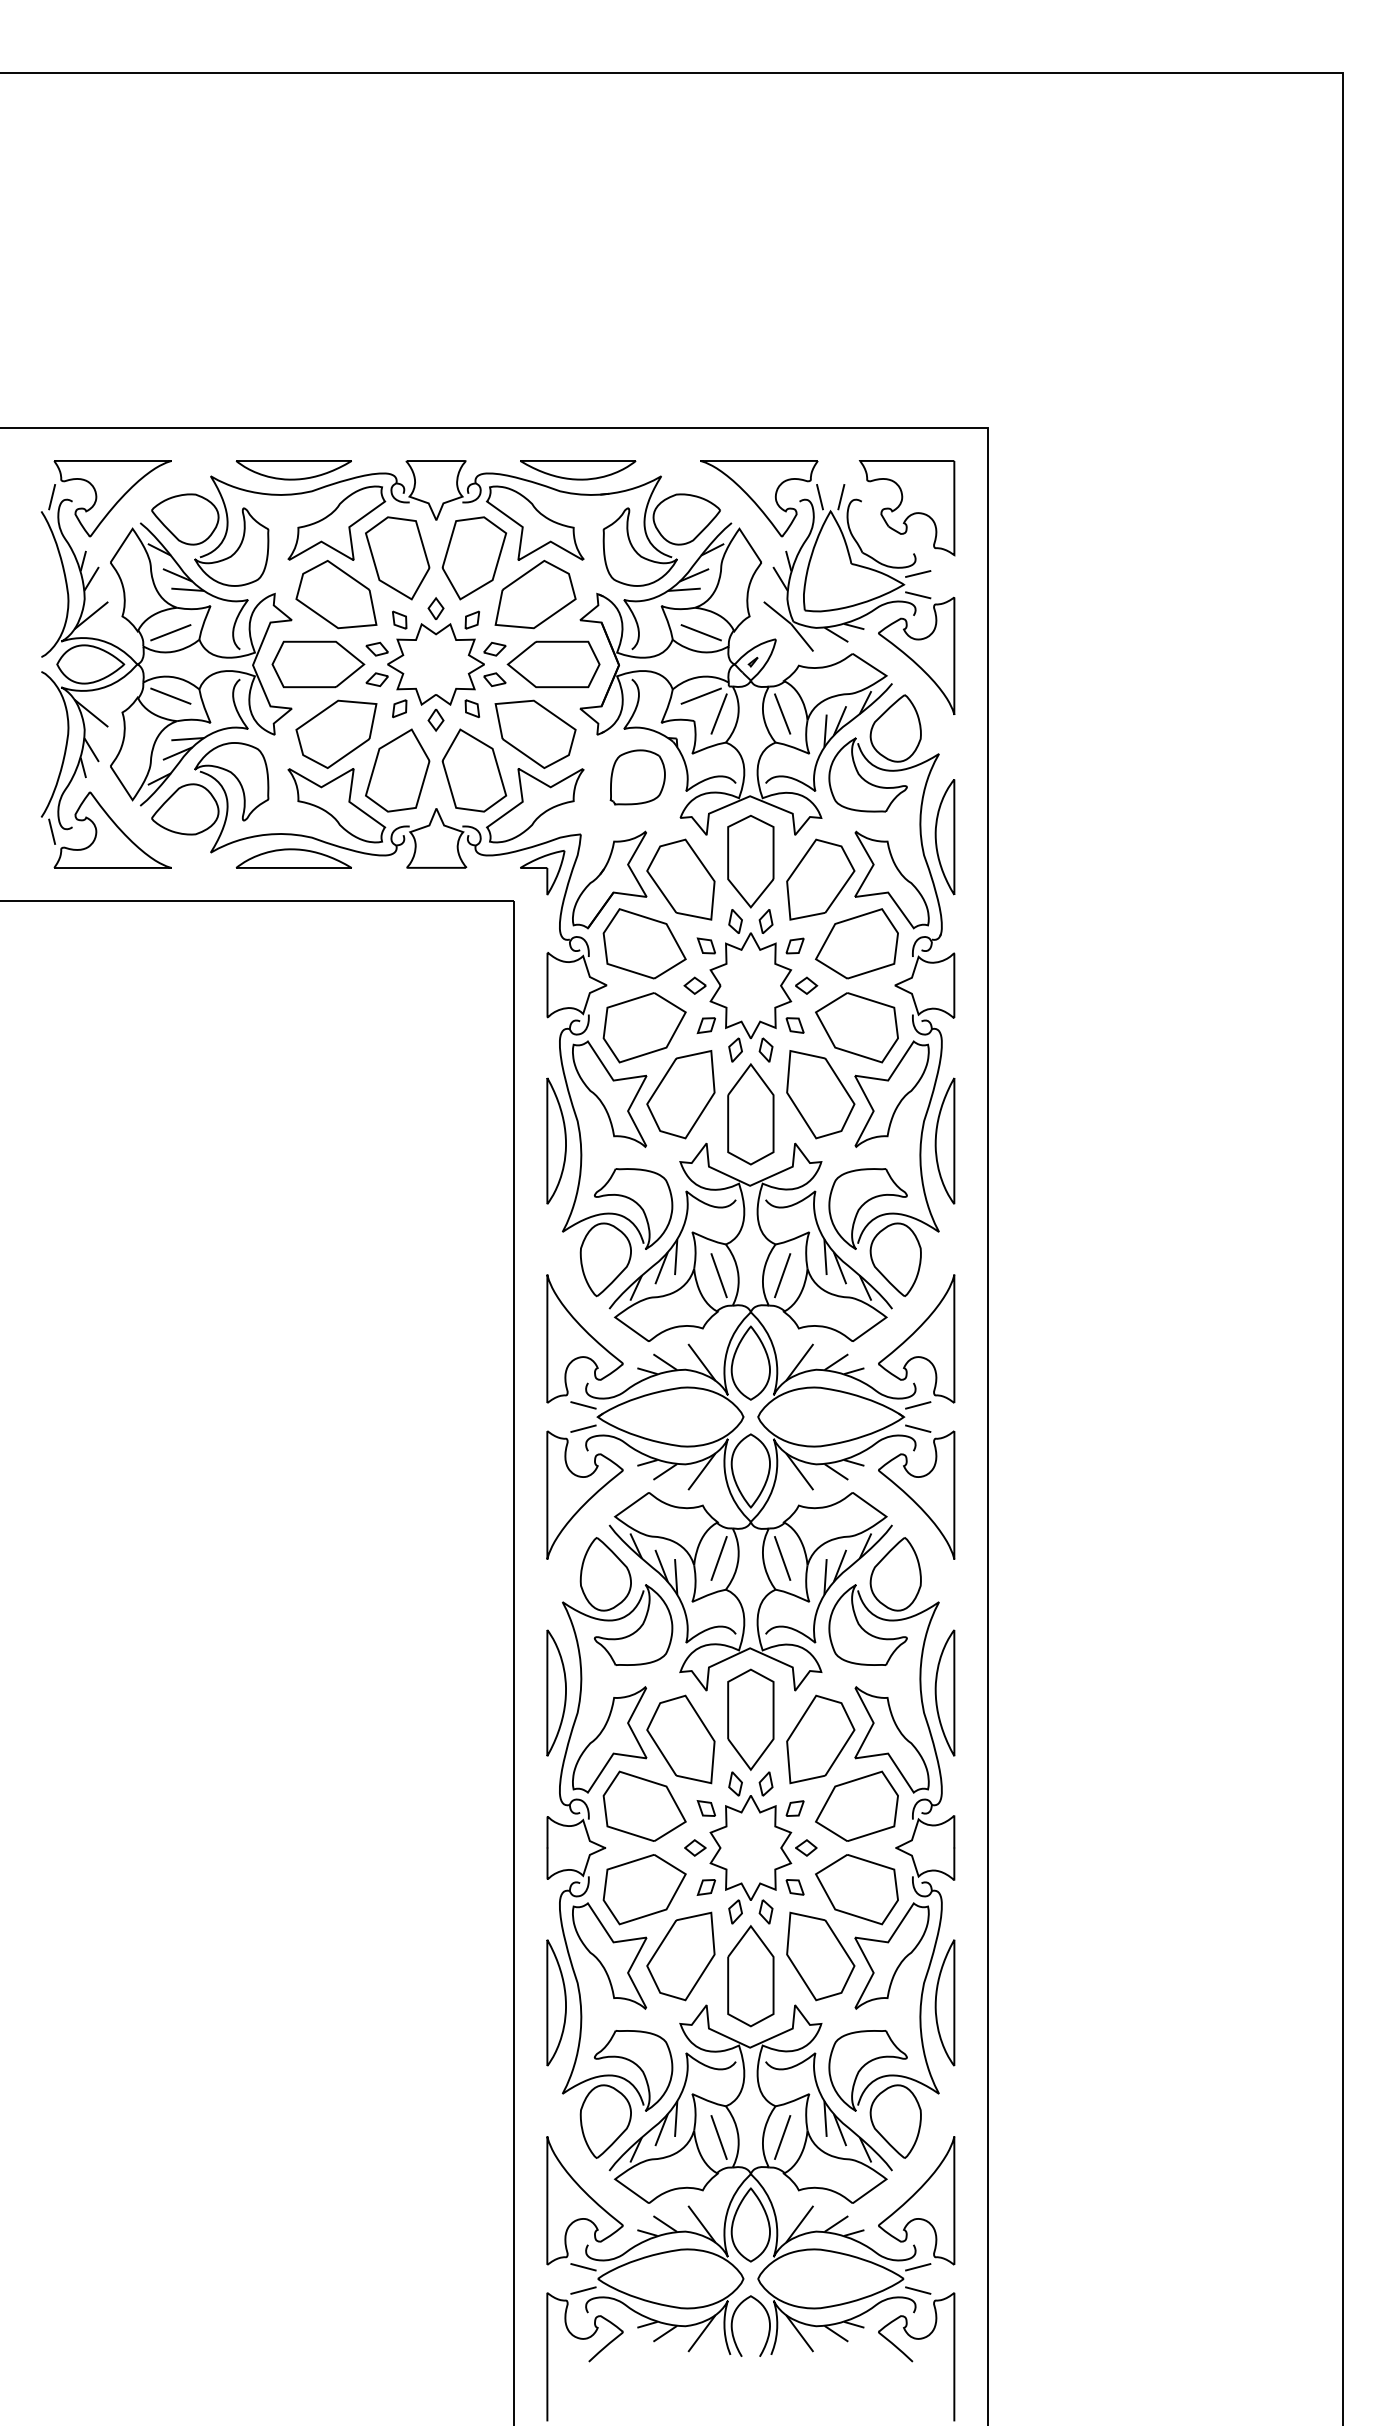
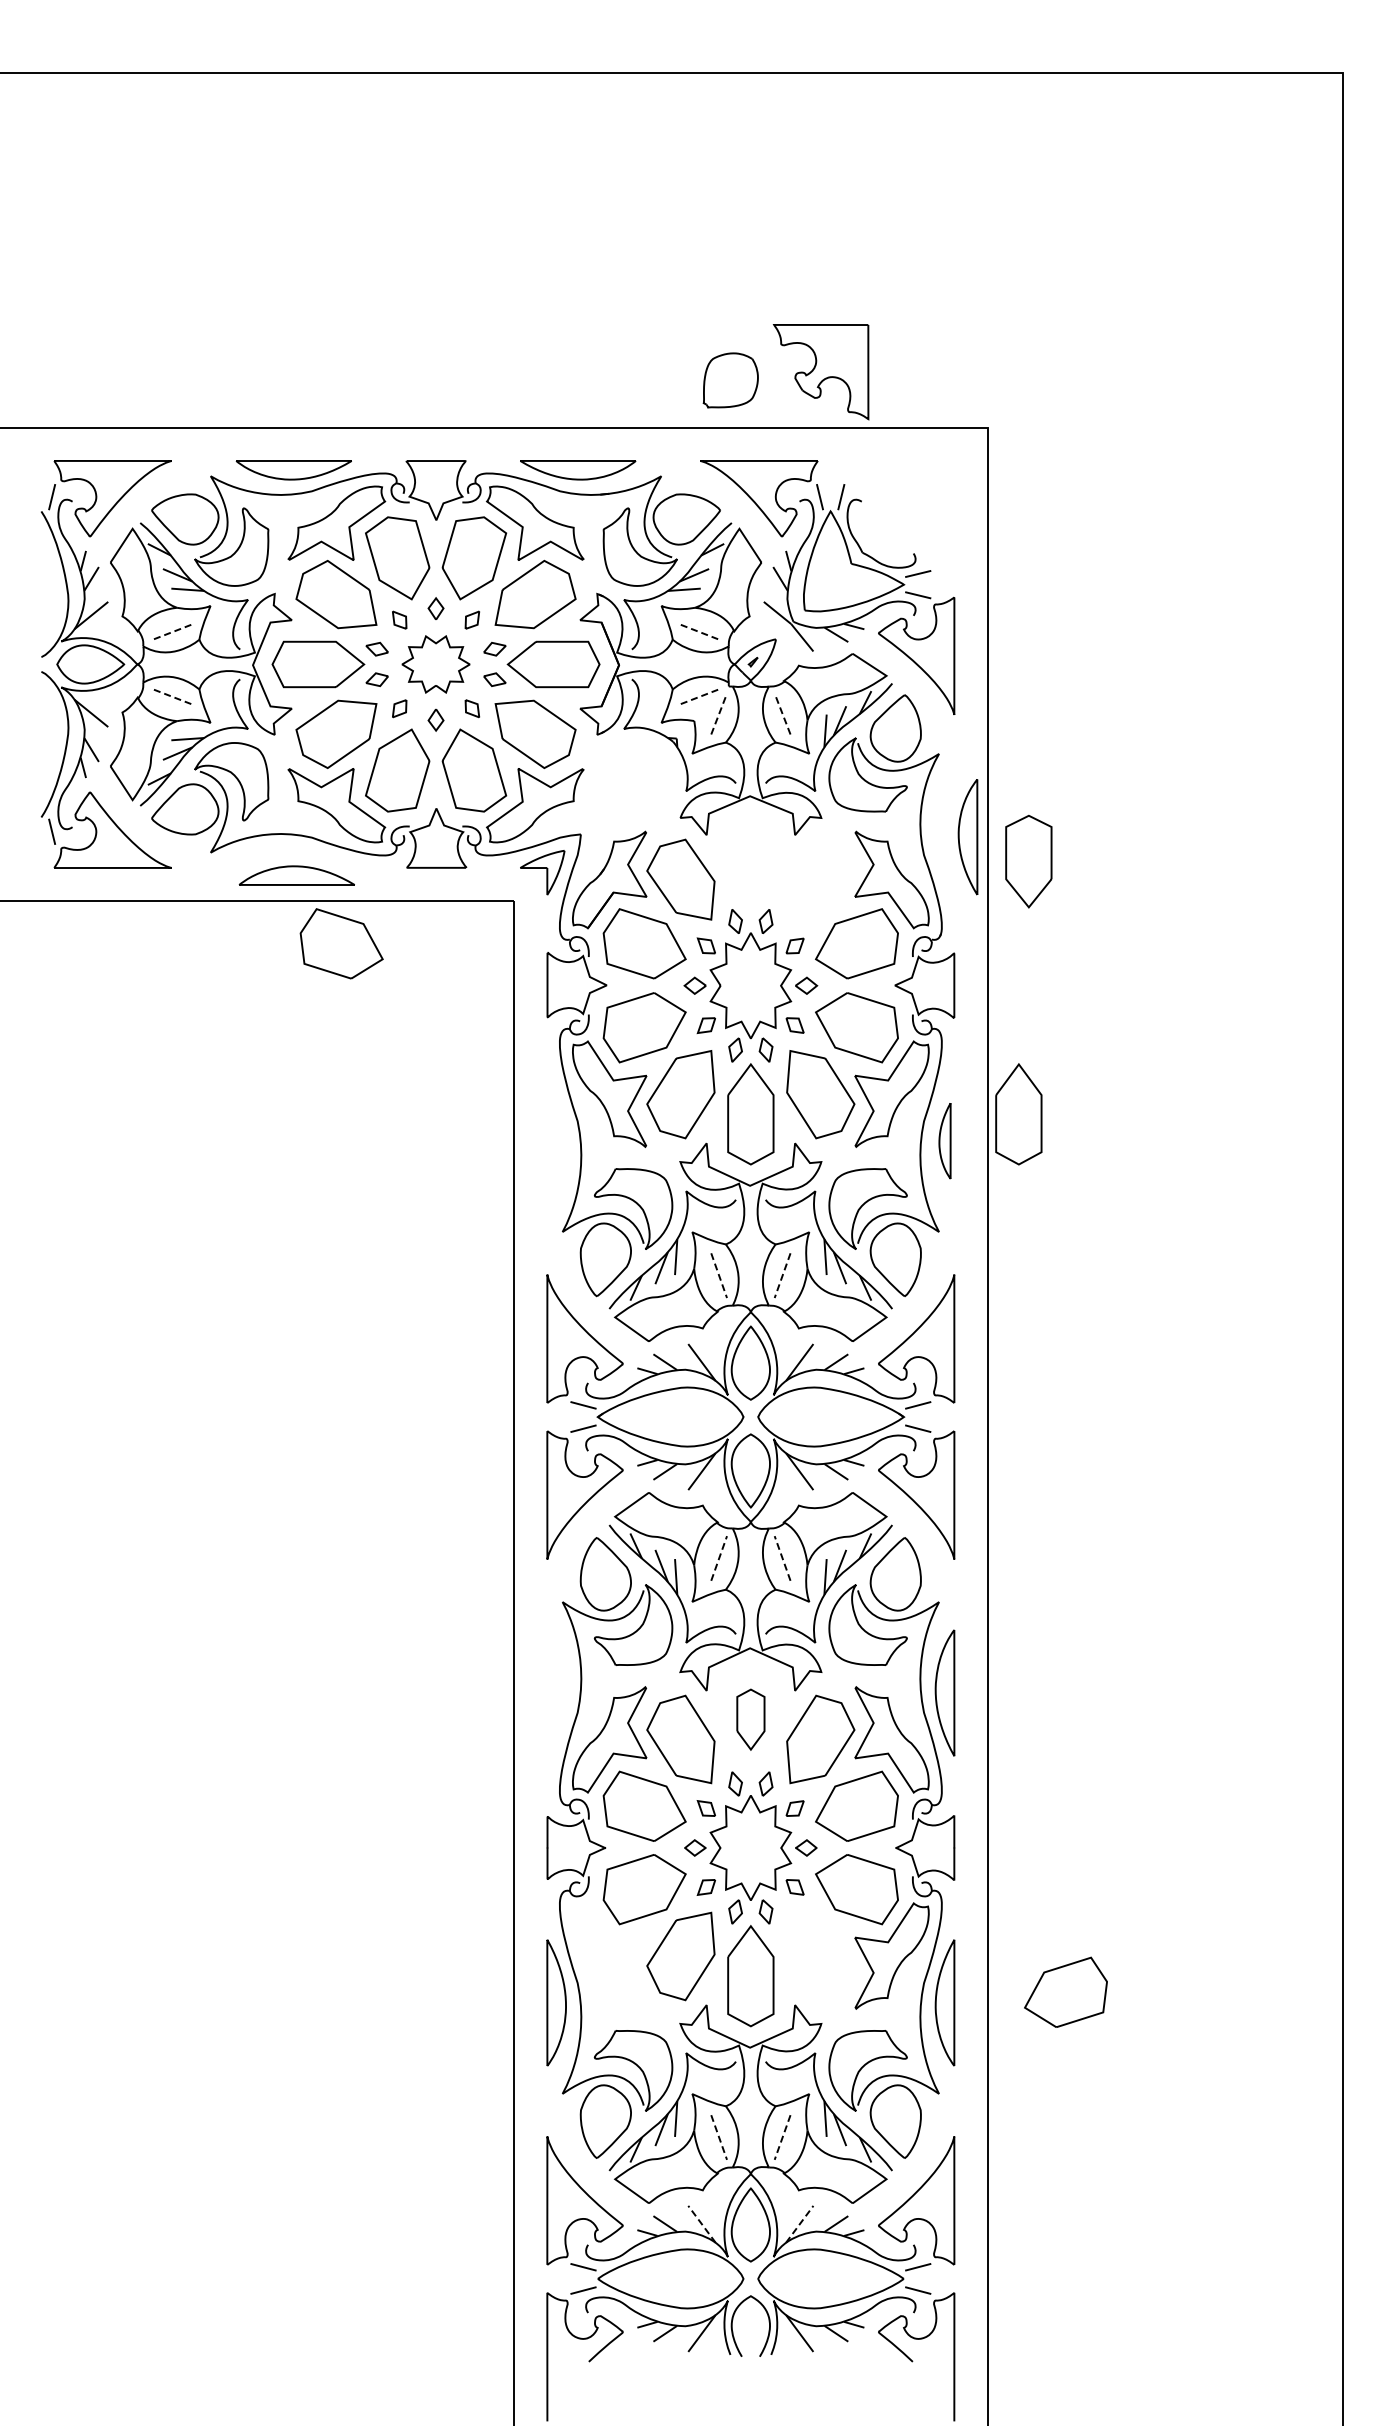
part position: (906, 508) -> (820, 372) (820, 372)
line: solid -> dashed (170, 632)
line: solid -> dashed (701, 632)
part size: 98x83 px -> 70x59 px (435, 664)
line: solid -> dashed (170, 696)
line: solid -> dashed (701, 696)
line: solid -> dashed (719, 714)
line: solid -> dashed (782, 714)
part position: (637, 777) -> (730, 380) (730, 380)
part position: (944, 837) -> (967, 837) (967, 837)
part position: (293, 858) -> (296, 875) (296, 875)
part position: (750, 861) -> (1028, 861) (1028, 861)
part: present -> none (820, 879)
part: none -> present (341, 943)
part: none -> present (1018, 1114)
part: present -> none (556, 1140)
part size: 22x128 px -> 14x77 px (944, 1141)
line: solid -> dashed (719, 1275)
line: solid -> dashed (782, 1275)
line: solid -> dashed (719, 1558)
line: solid -> dashed (782, 1558)
part: present -> none (556, 1692)
part size: 48x103 px -> 30x63 px (750, 1719)
part: present -> none (609, 1955)
part: present -> none (820, 1956)
part: none -> present (1065, 1991)
line: solid -> dashed (719, 2137)
line: solid -> dashed (782, 2137)
line: solid -> dashed (701, 2224)
line: solid -> dashed (799, 2224)
